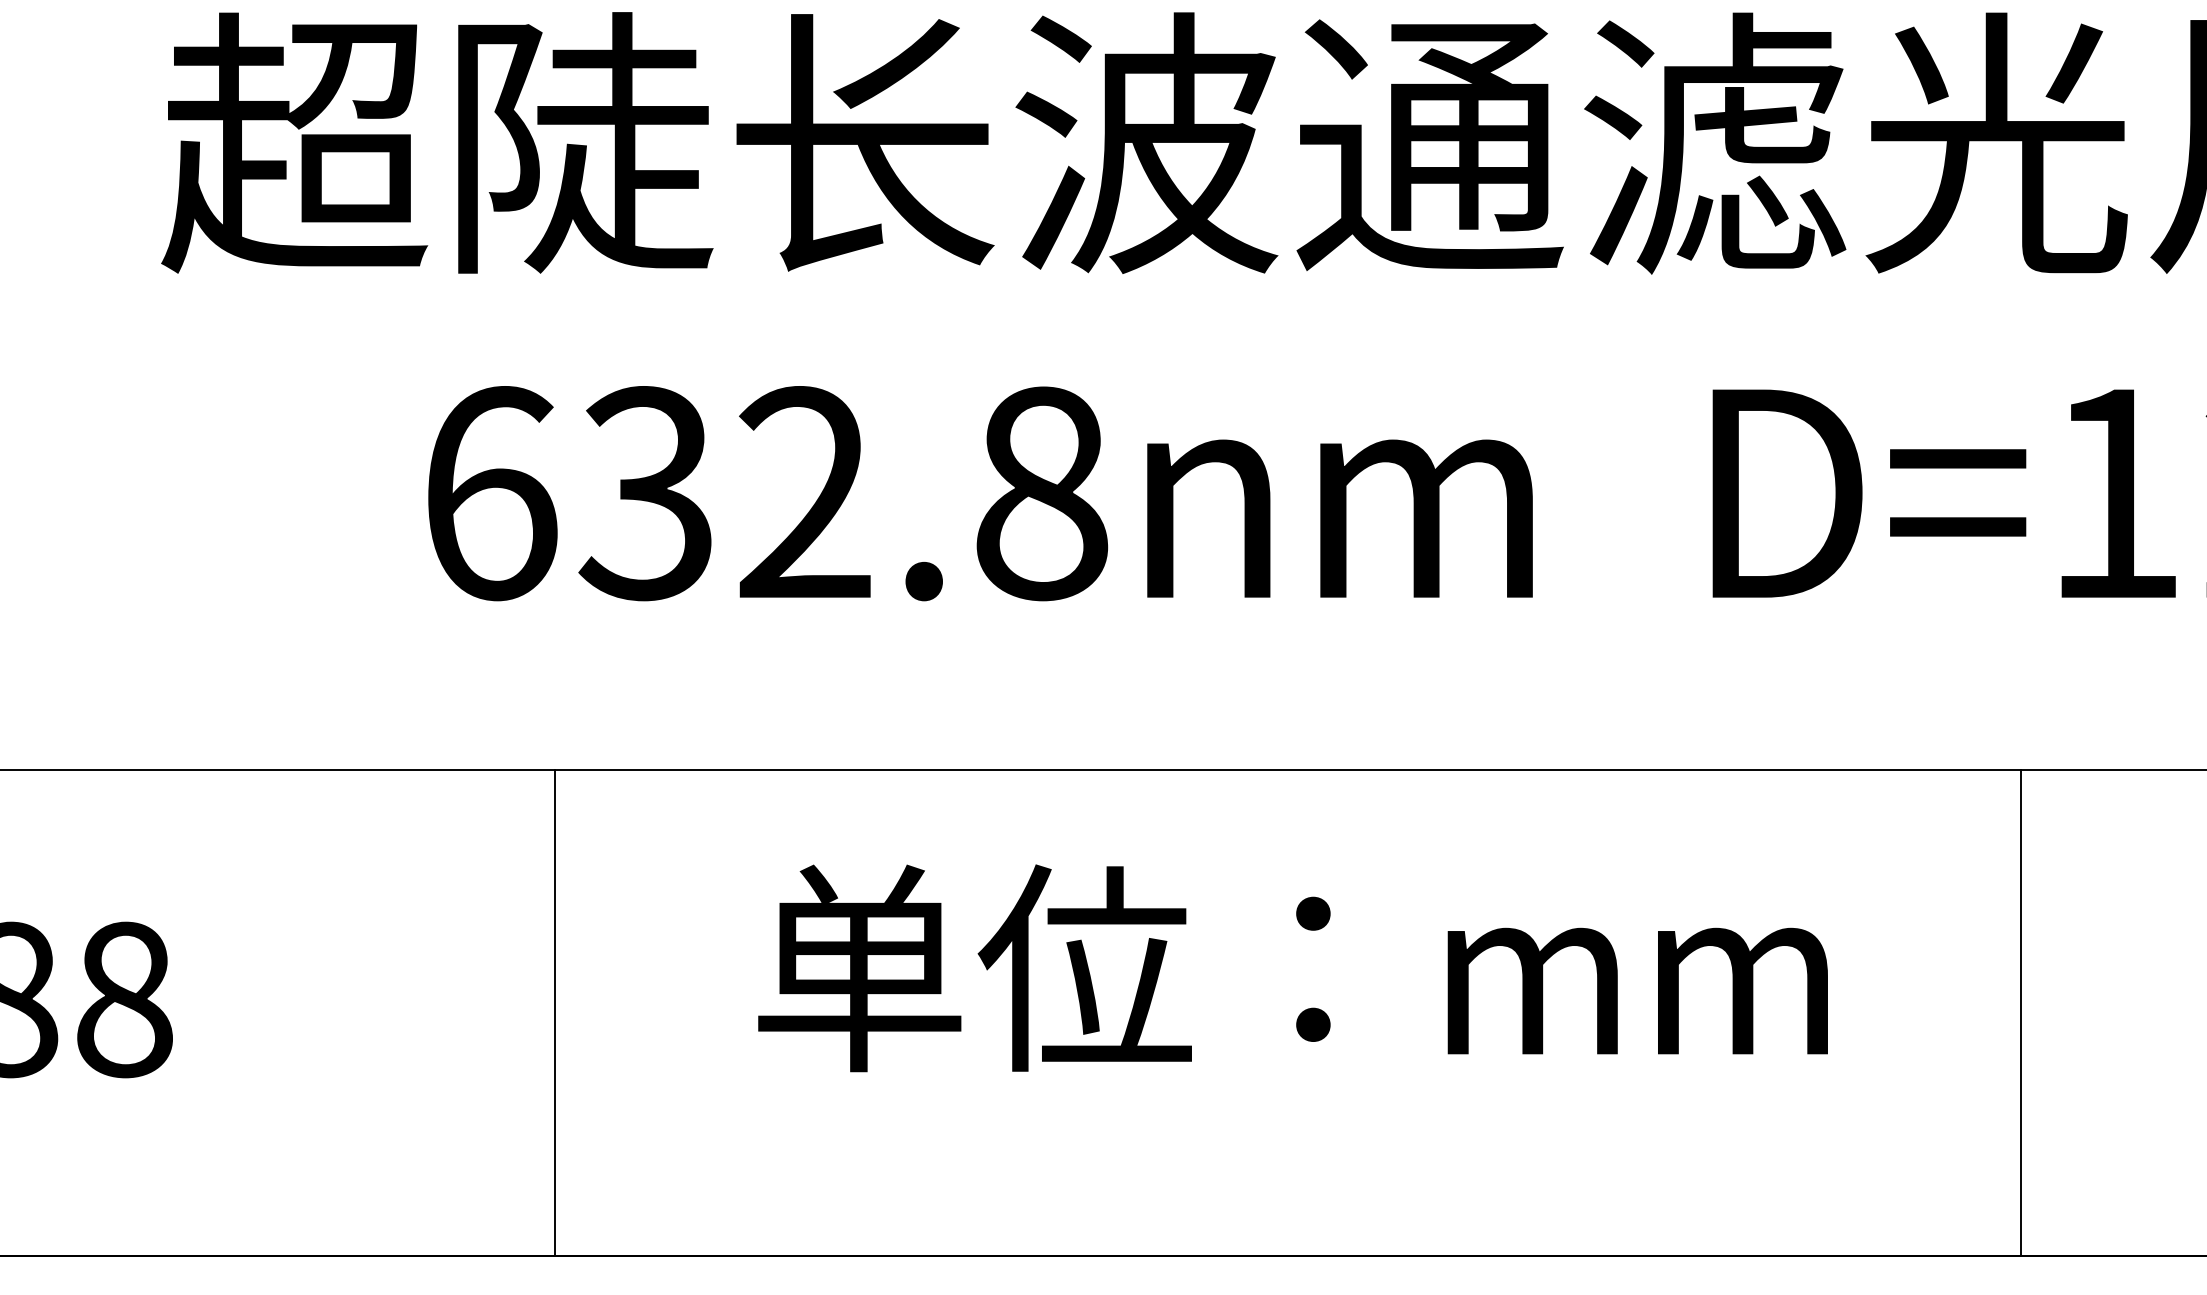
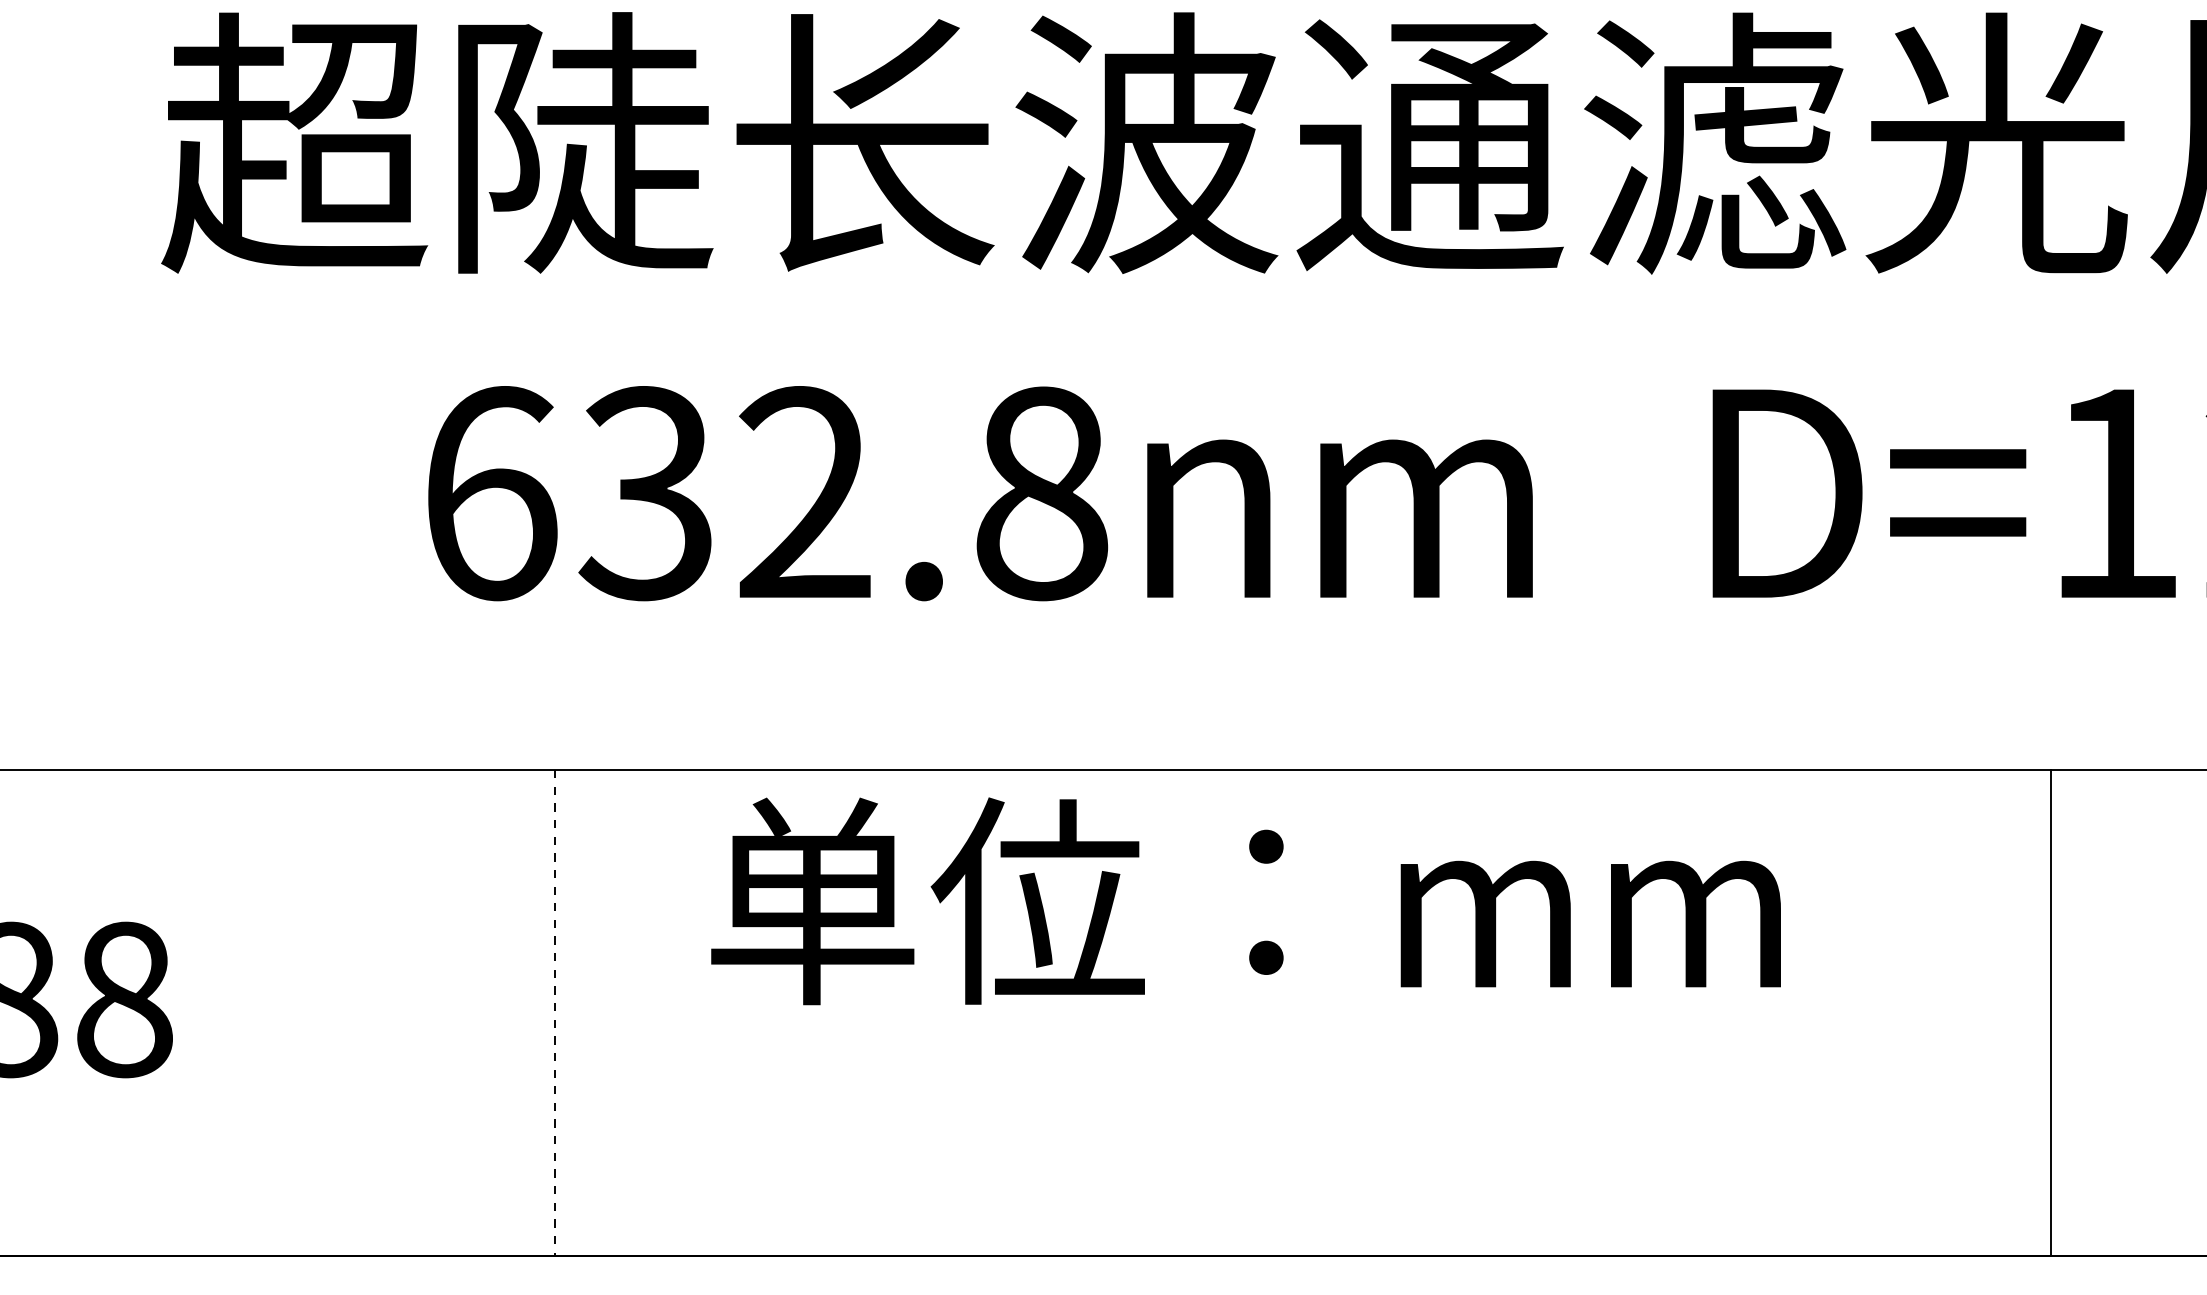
text position: (1292, 968) -> (1245, 901) (1245, 901)
line position: (2021, 1012) -> (2051, 1012) (2051, 1012)
line: solid -> dashed (554, 1013)
